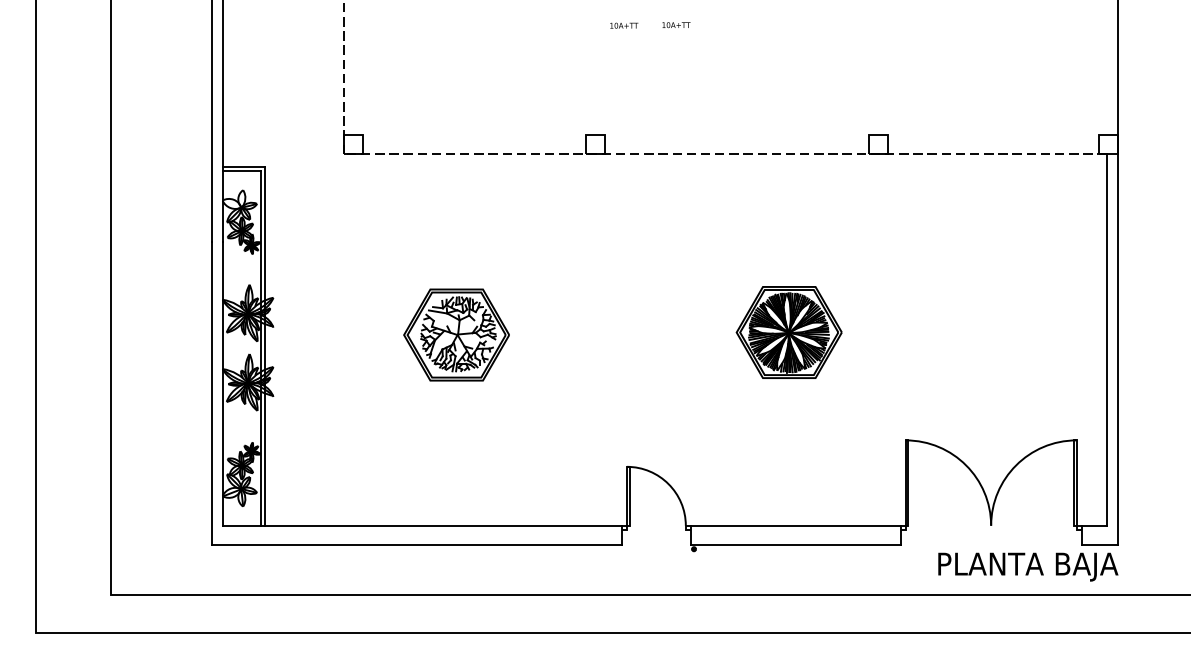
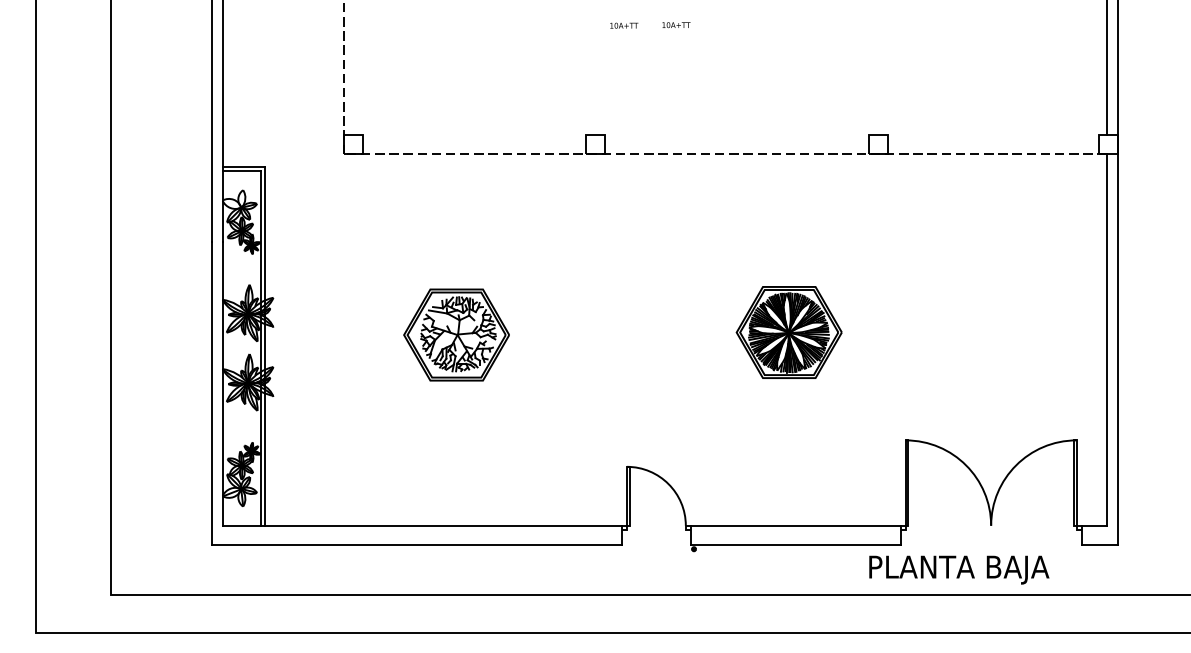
line: none -> present (1106, 68)
text position: (1028, 566) -> (959, 569) (959, 569)
